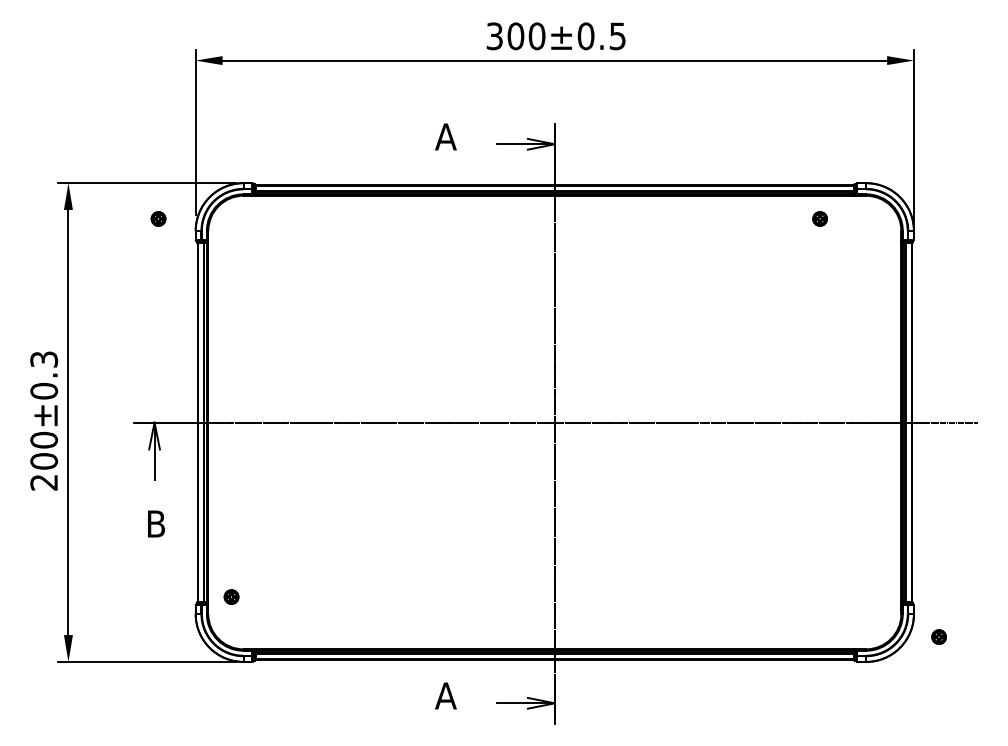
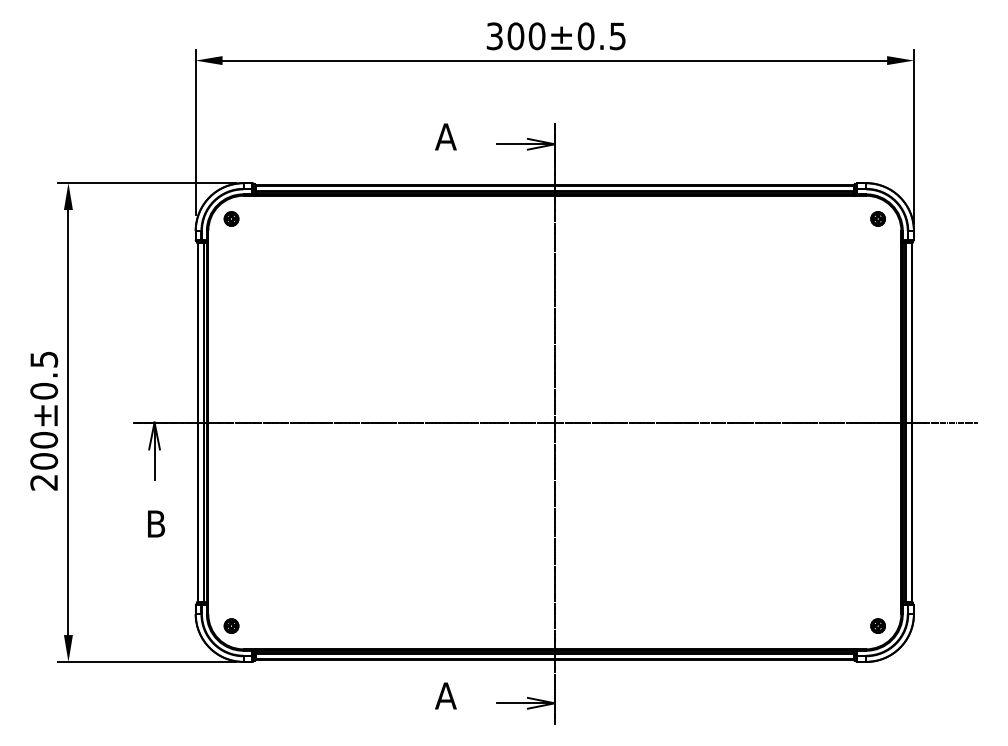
part position: (158, 218) -> (231, 218) (231, 218)
part position: (819, 218) -> (877, 218) (877, 218)
text: 200±0.3 -> 200±0.5 (43, 358)
part position: (231, 596) -> (231, 625) (231, 625)
part position: (938, 636) -> (877, 625) (877, 625)
